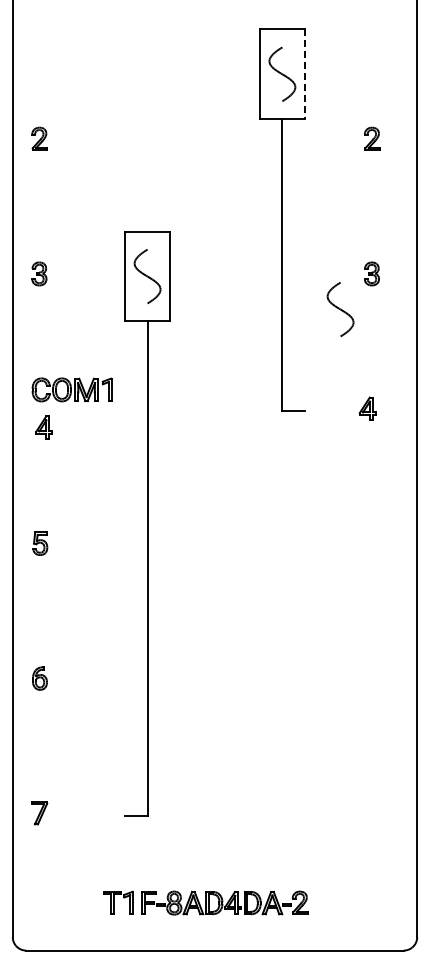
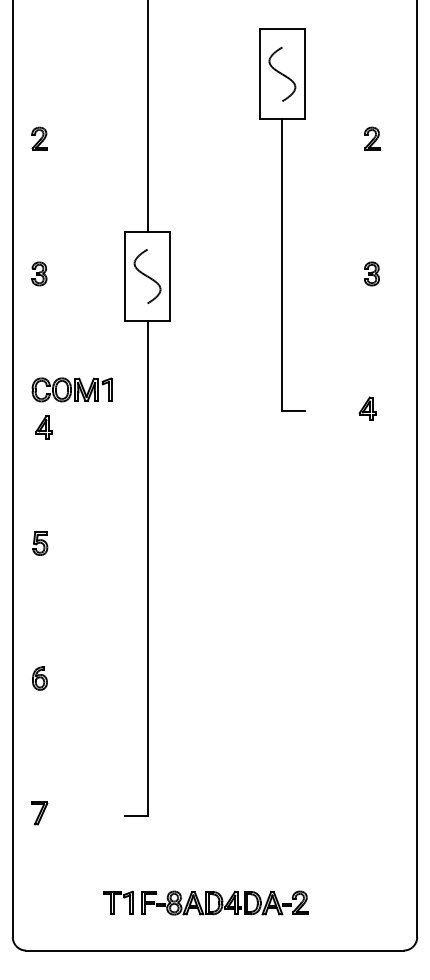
line: dashed -> solid (304, 74)
line: none -> present (147, 116)
part: present -> none (340, 309)
